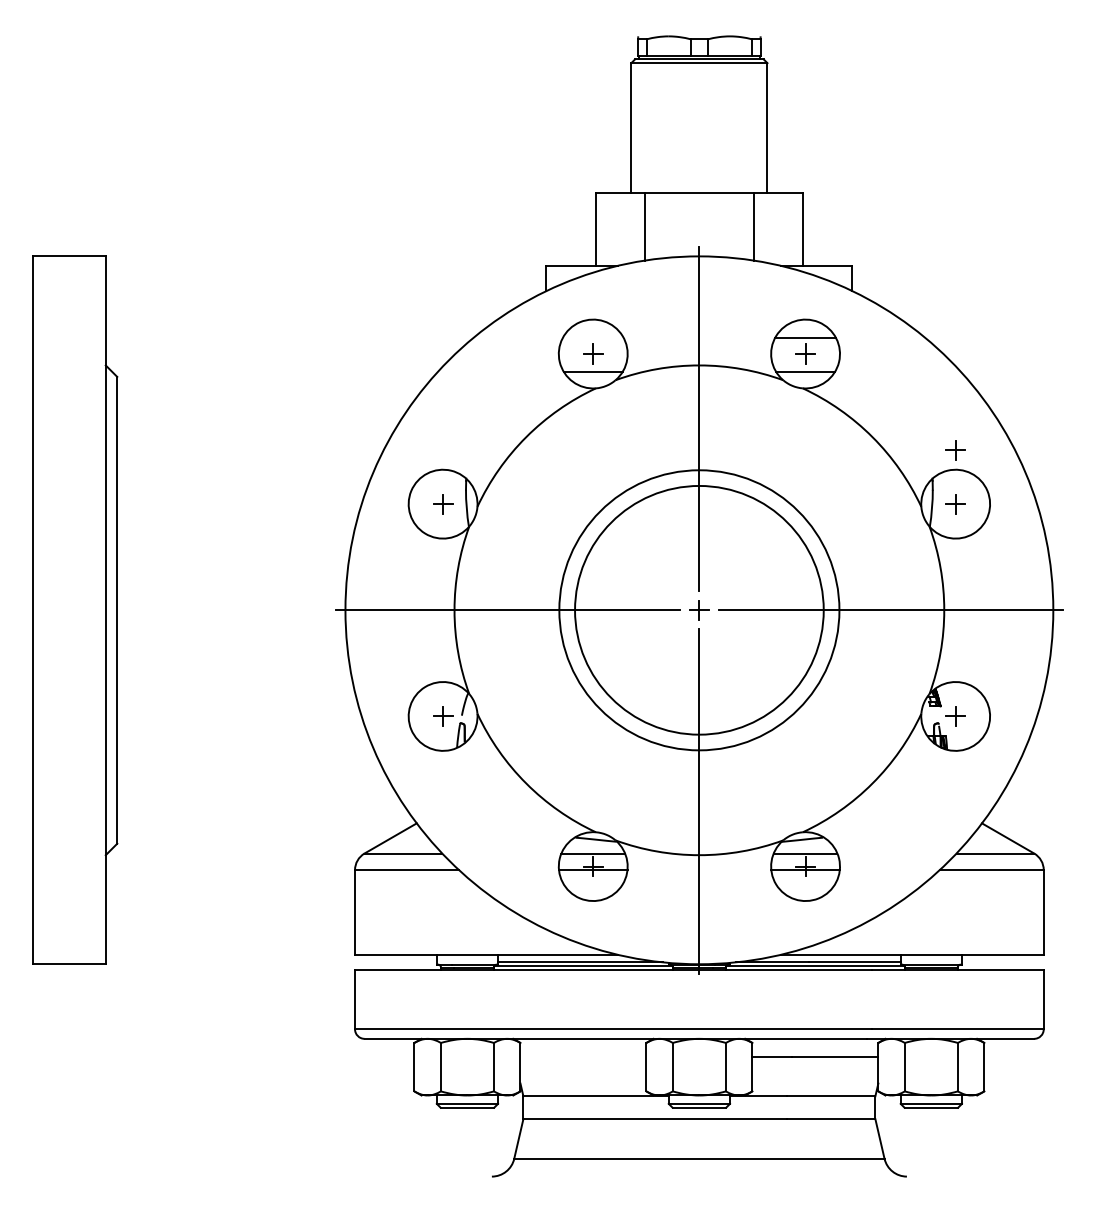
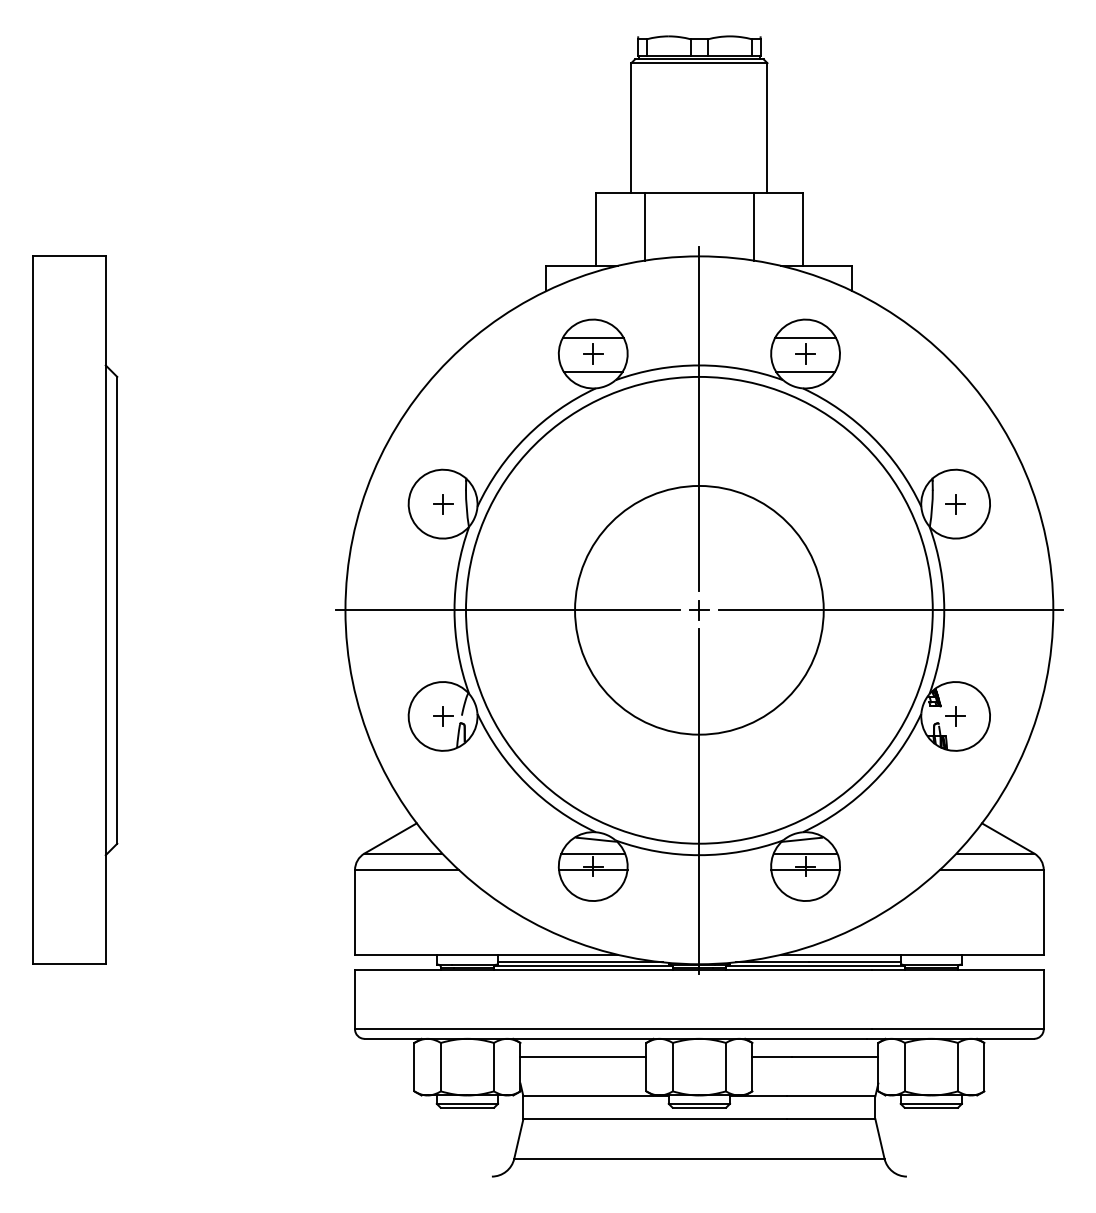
line: none -> present (592, 337)
part: present -> none (955, 450)
circle diameter: 280 px -> 467 px (698, 609)
line: none -> present (583, 1056)
